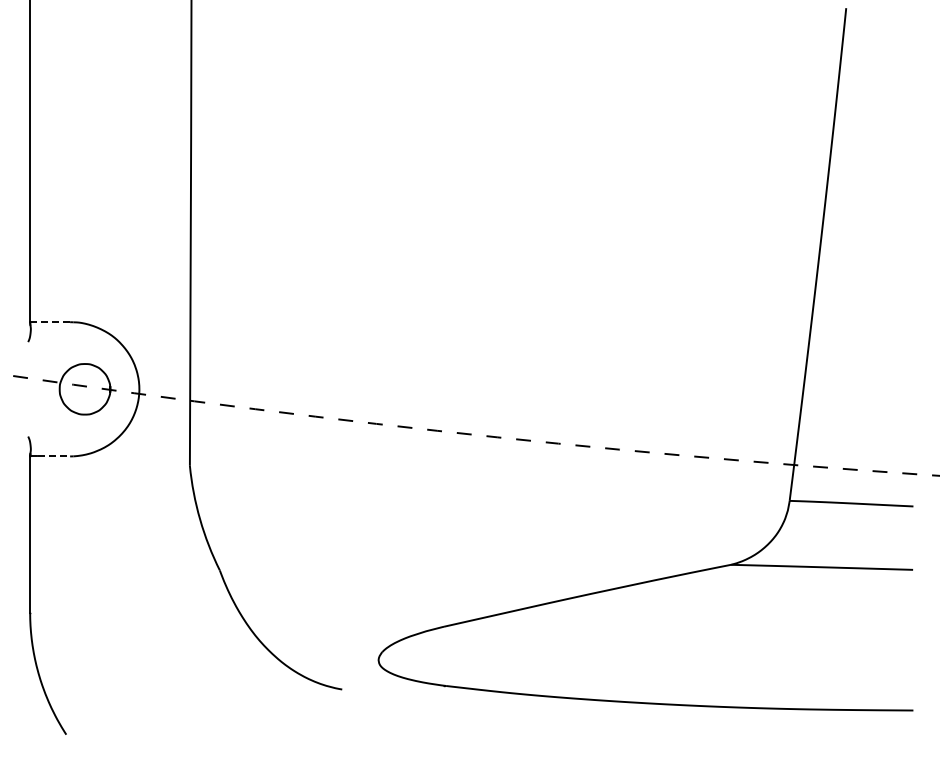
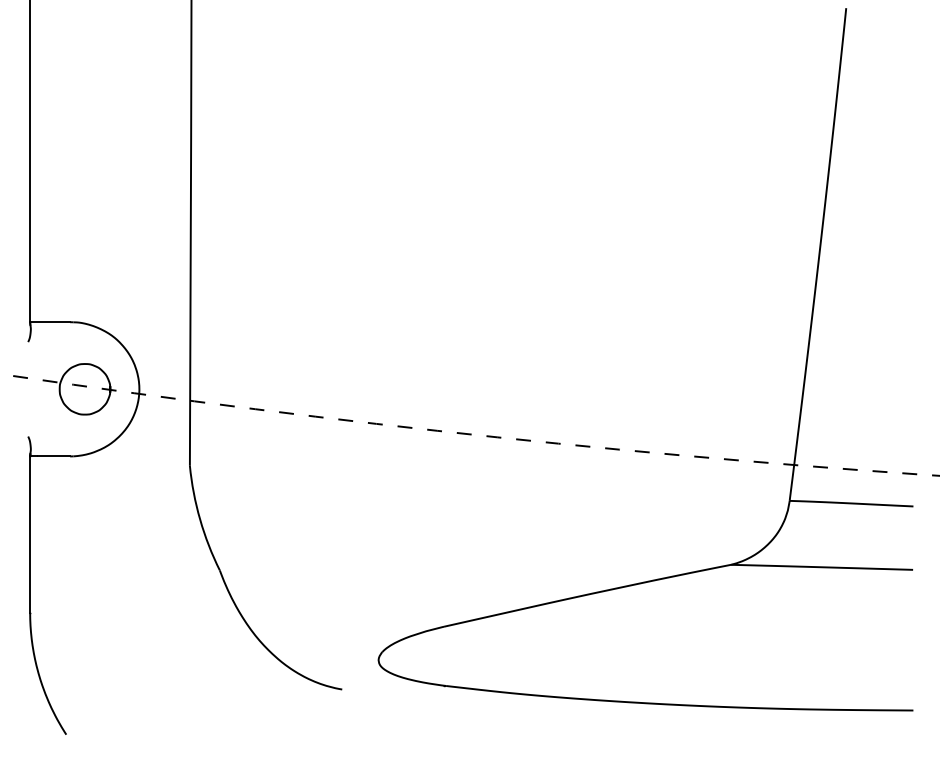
line: dashed -> solid (50, 322)
line: dashed -> solid (54, 456)
